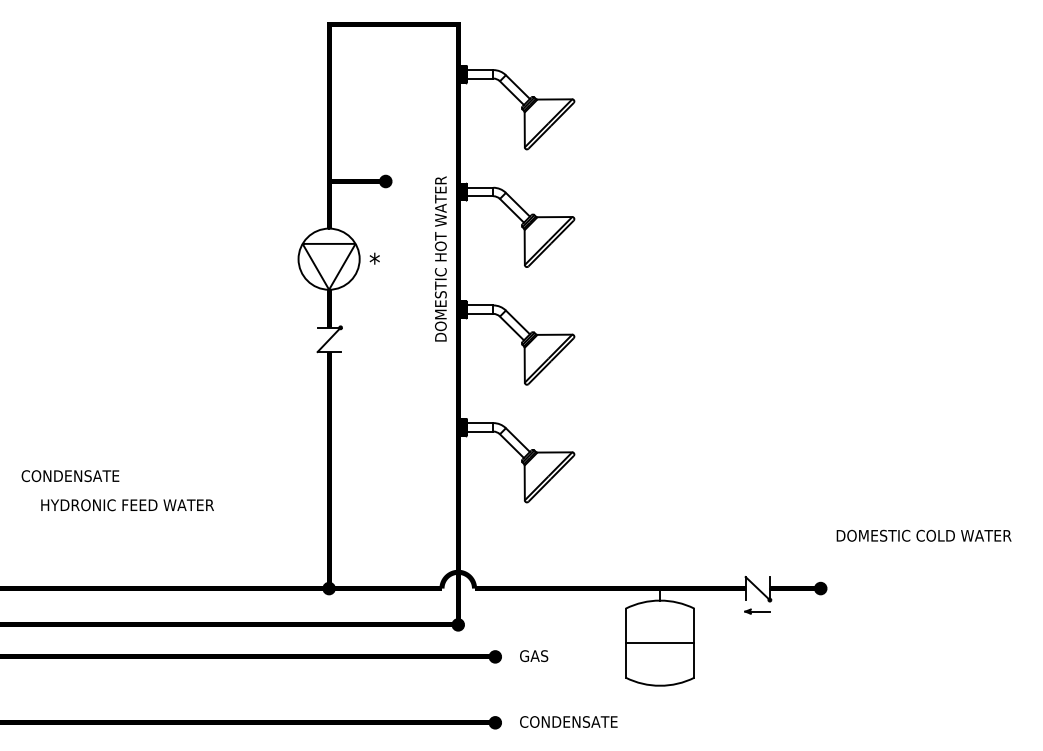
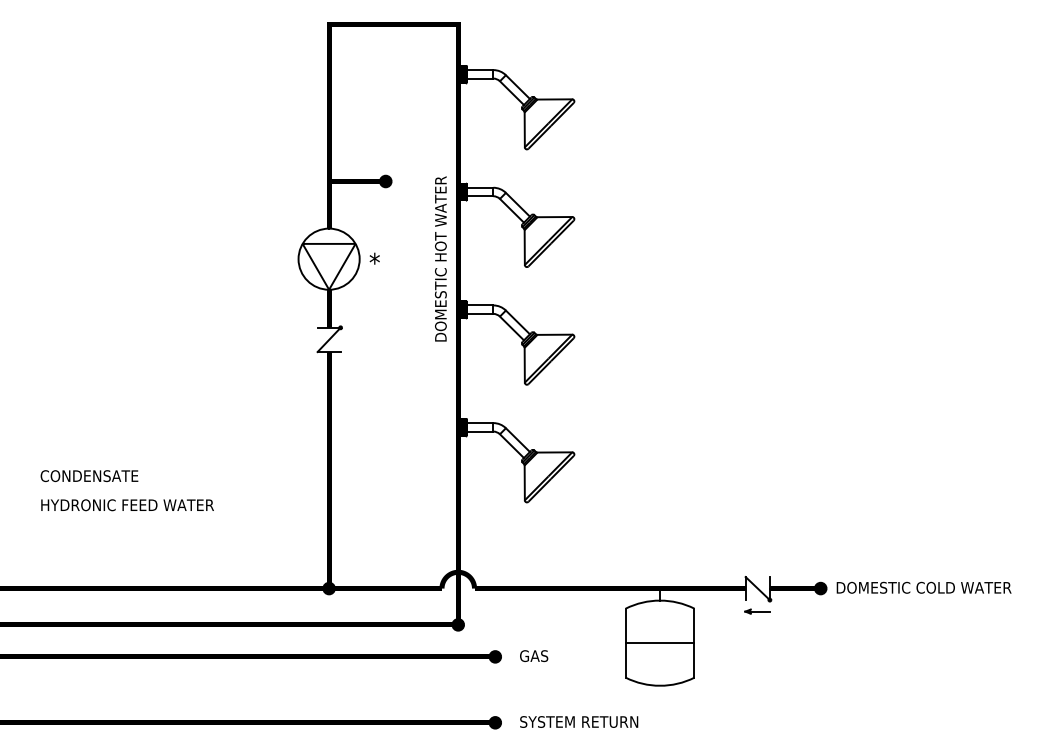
text position: (70, 476) -> (89, 476) (89, 476)
text position: (923, 535) -> (923, 587) (923, 587)
text: CONDENSATE -> SYSTEM RETURN (579, 721)
